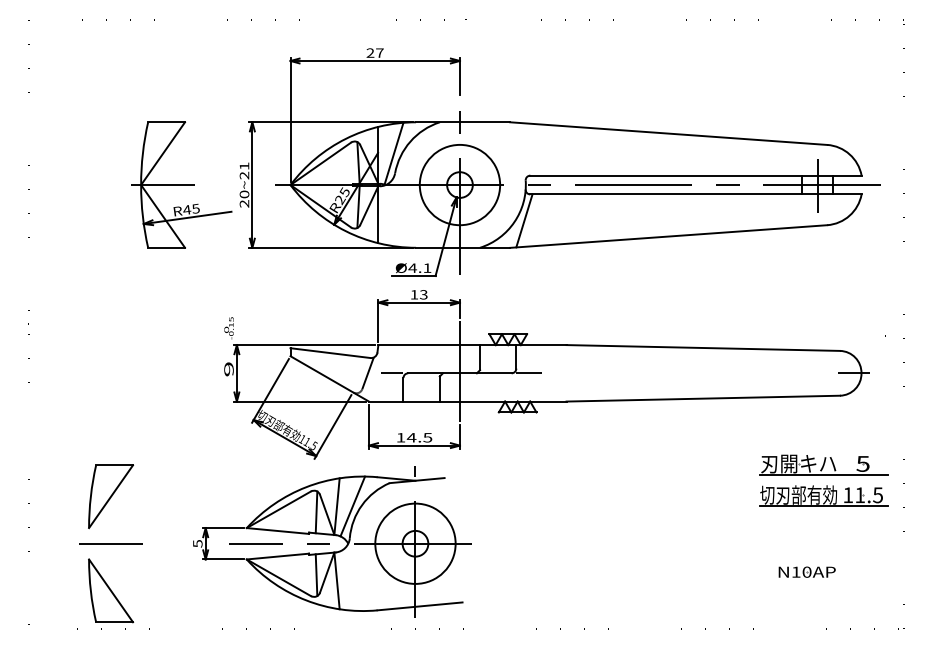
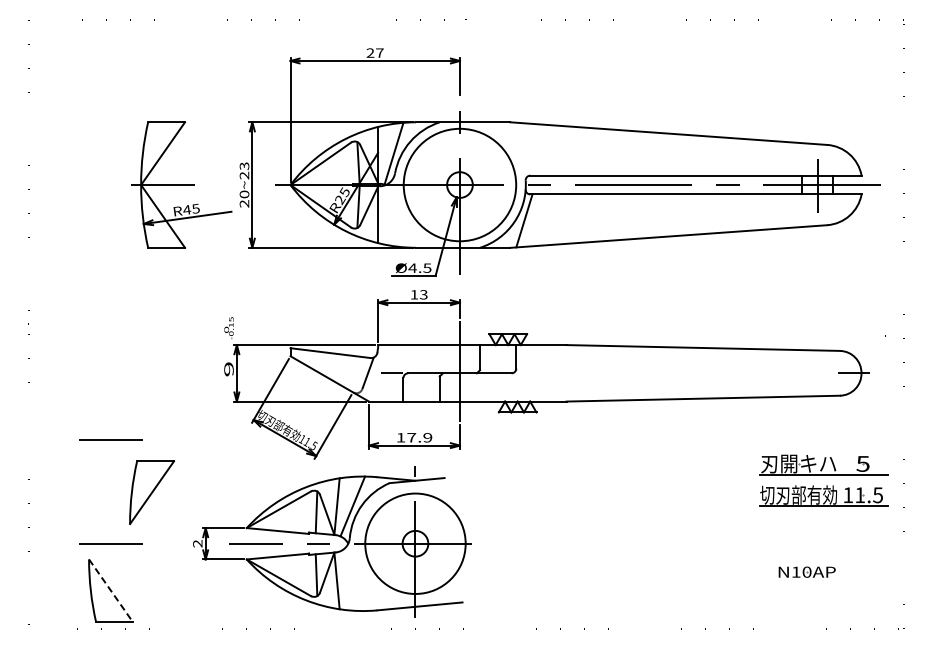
text: 20~21 -> 20~23 (244, 166)
circle diameter: 80 px -> 112 px (459, 184)
text: Ø4.1 -> Ø4.5 (427, 267)
line: present -> none (529, 373)
text: 14.5 -> 17.9 (419, 437)
line: none -> present (110, 439)
part position: (110, 496) -> (151, 492) (151, 492)
text: 5 -> 2 (197, 543)
circle diameter: 80 px -> 100 px (415, 543)
line: solid -> dashed (111, 591)
